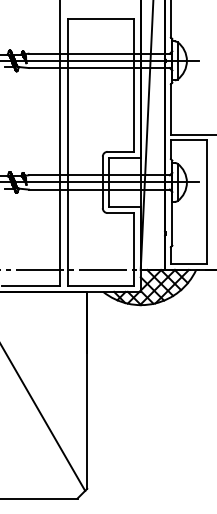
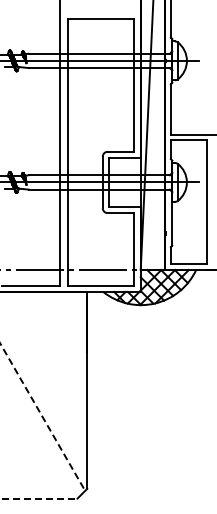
line: solid -> dashed (42, 417)
line: solid -> dashed (38, 498)
